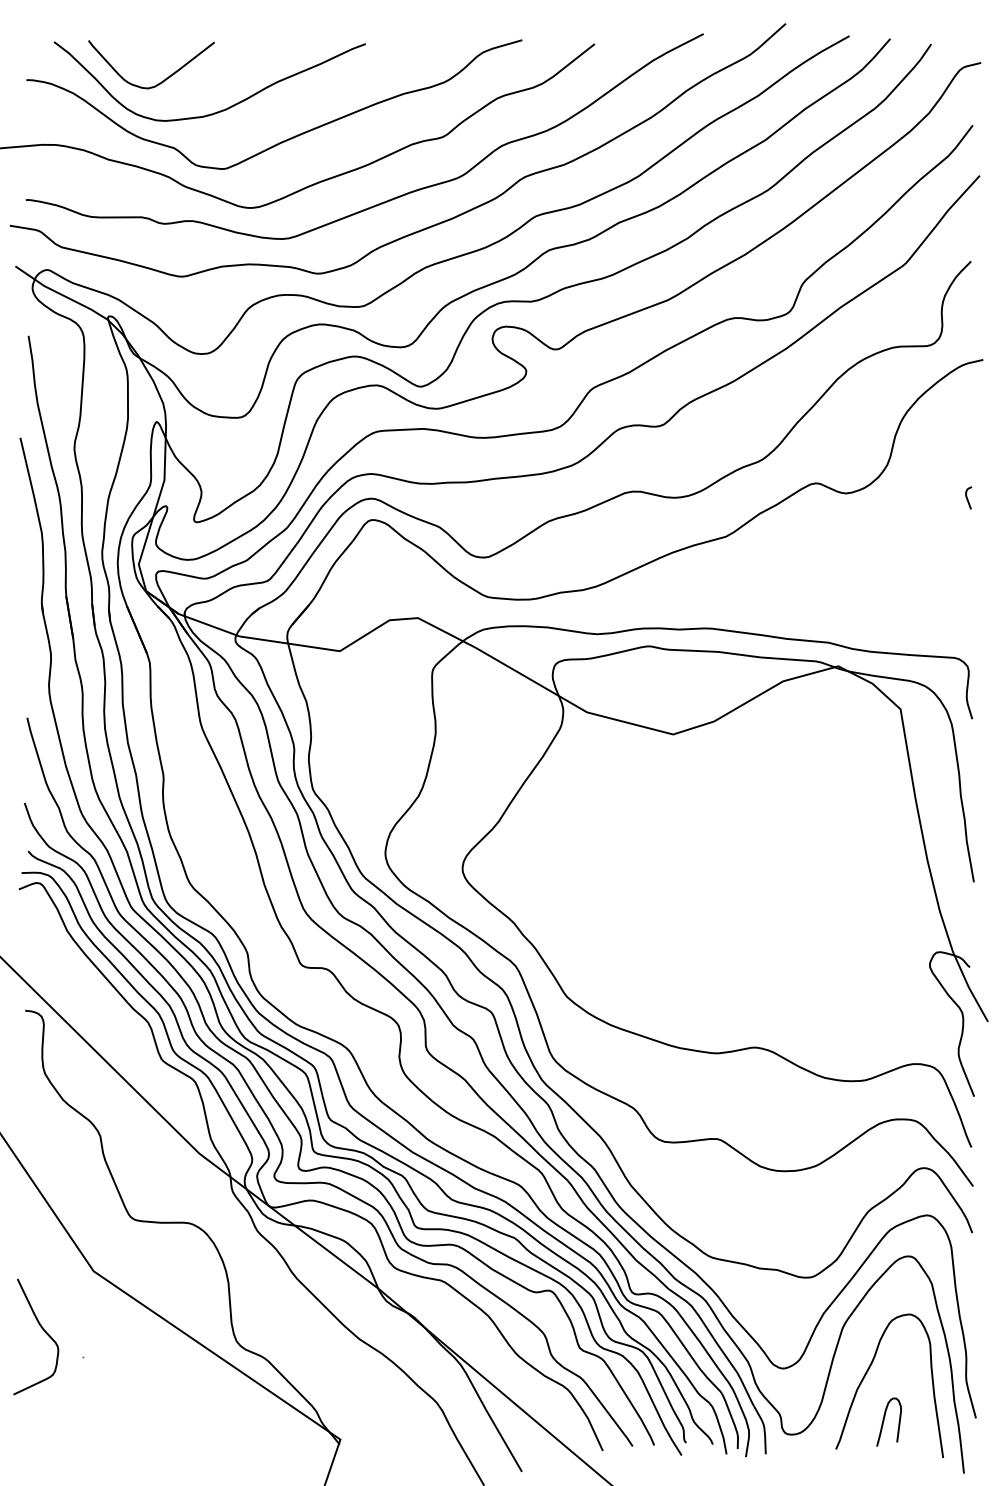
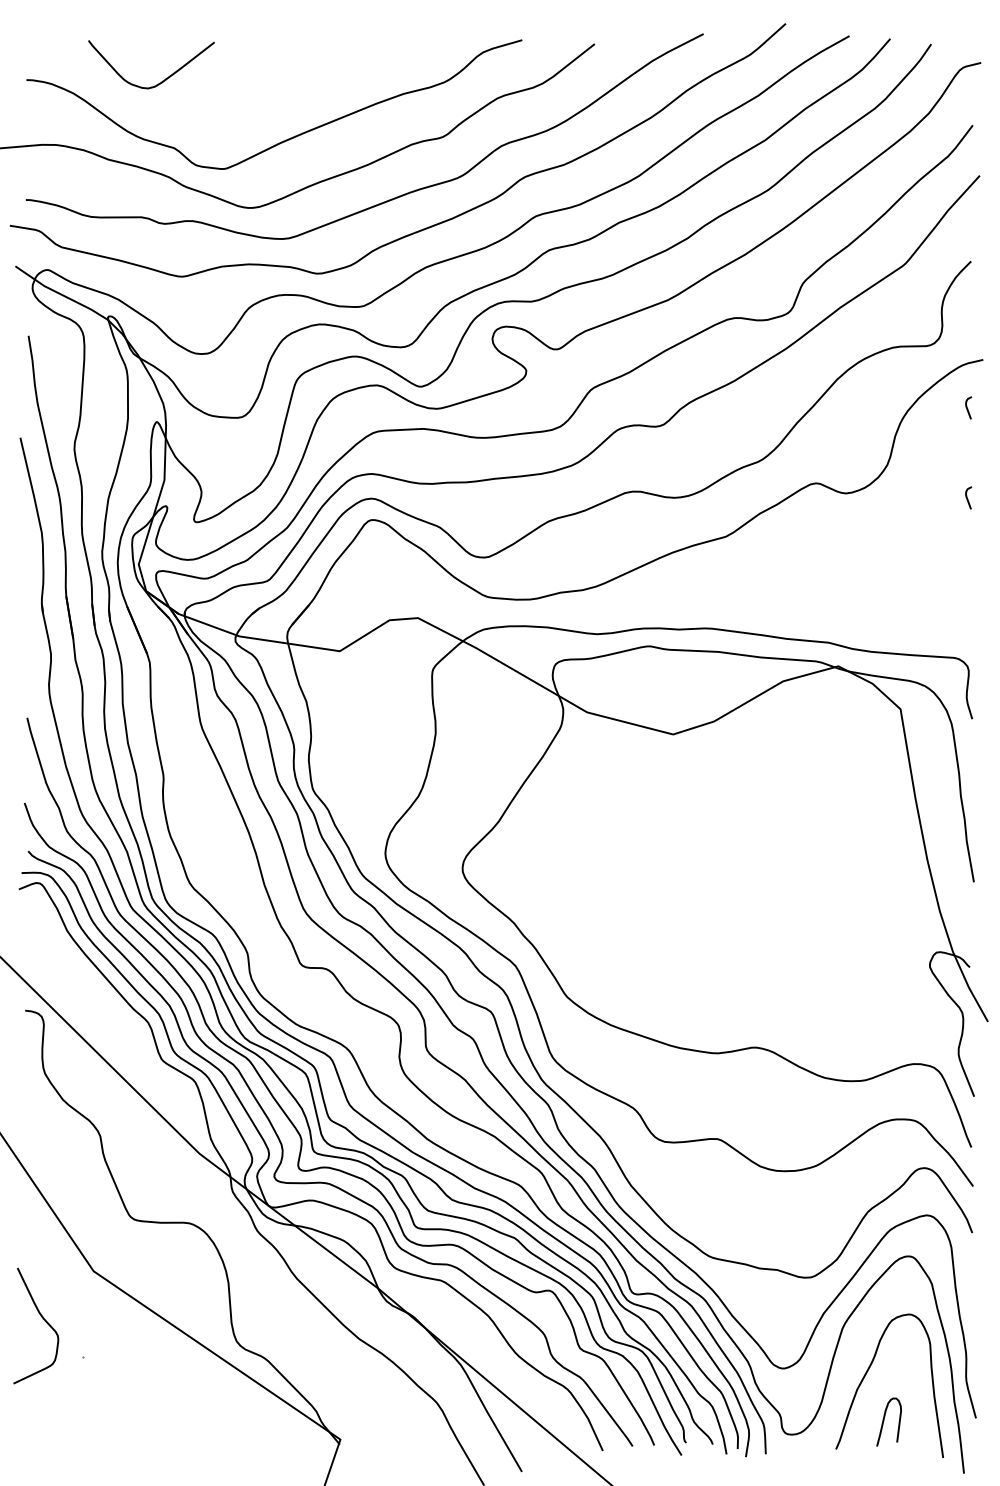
curve: present -> none (219, 110)
curve: none -> present (967, 407)
curve position: (44, 1332) -> (44, 1321) (44, 1321)
